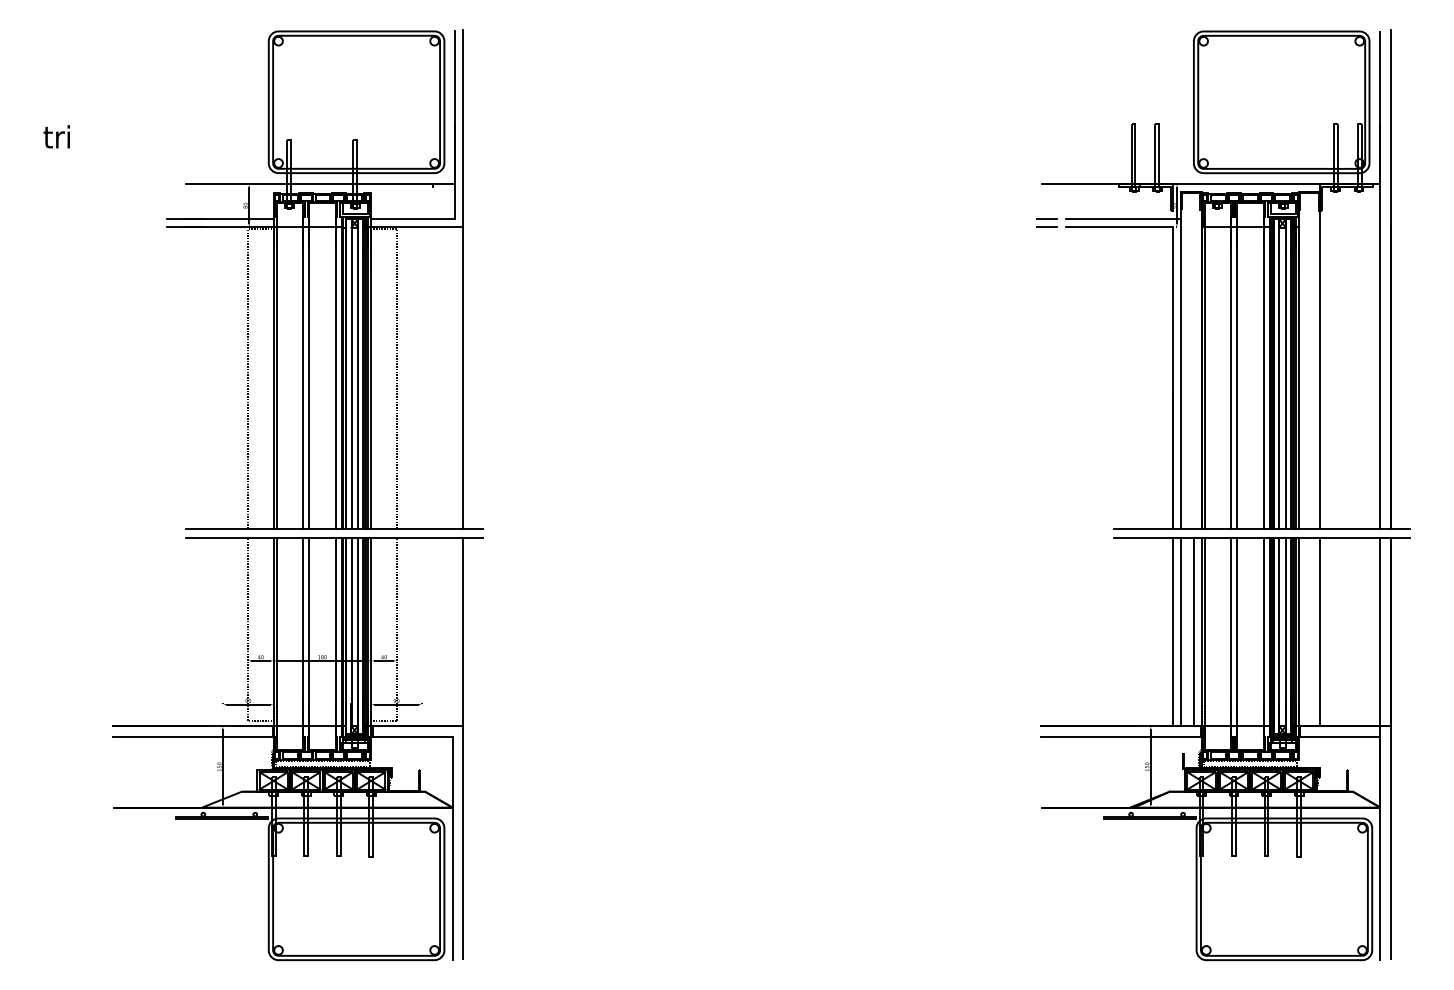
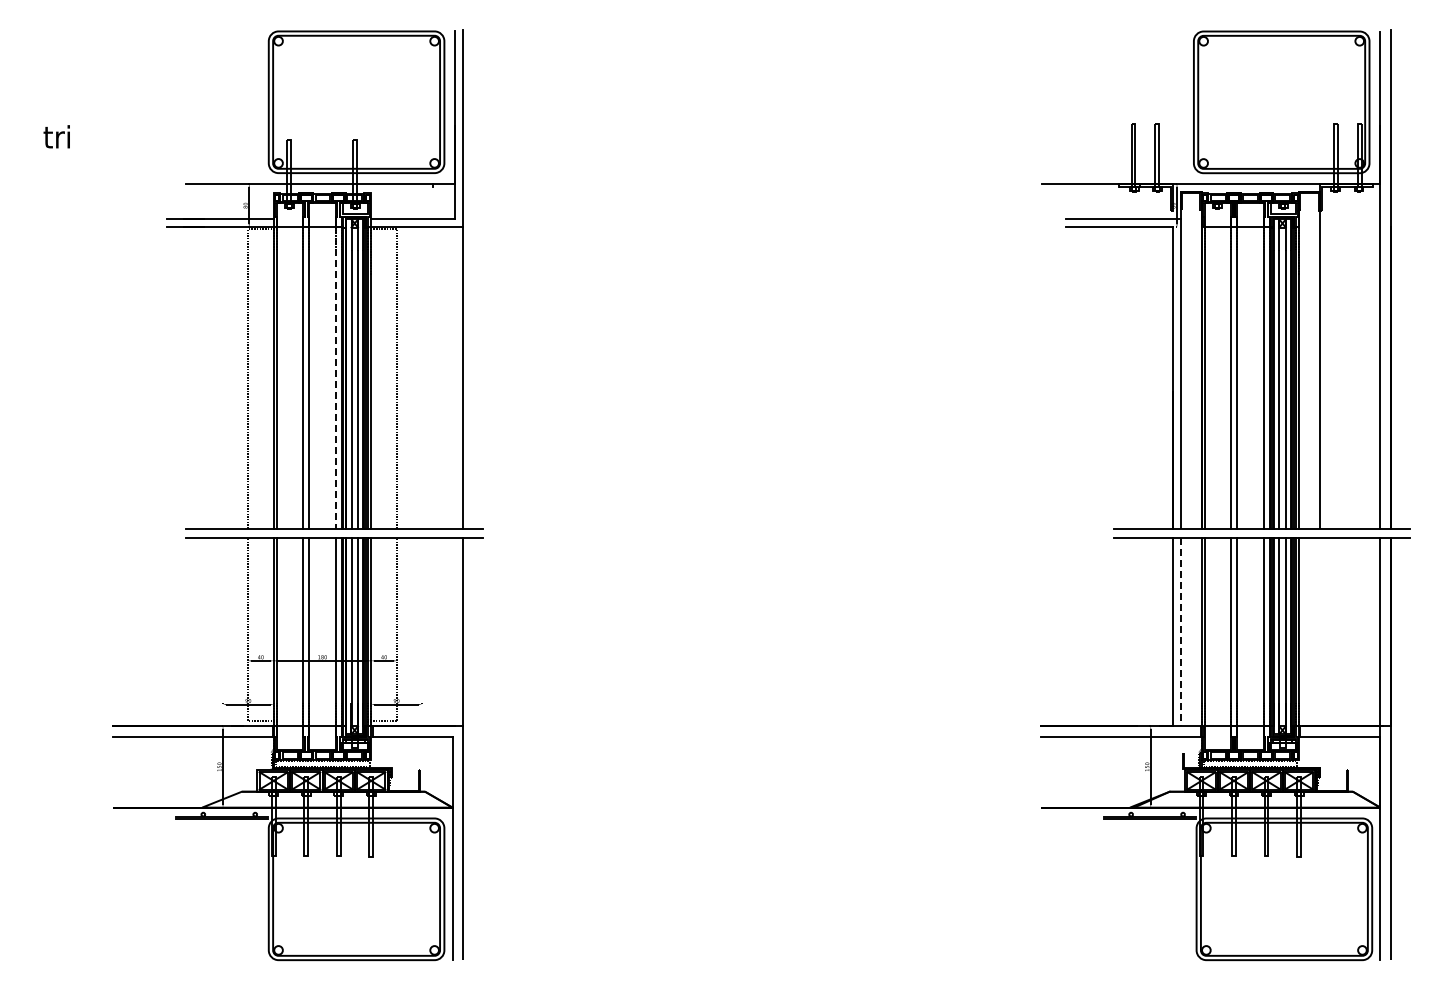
part: present -> none (1046, 222)
line: solid -> dashed (335, 378)
line: present -> none (1194, 631)
line: present -> none (1319, 631)
line: solid -> dashed (1180, 632)
